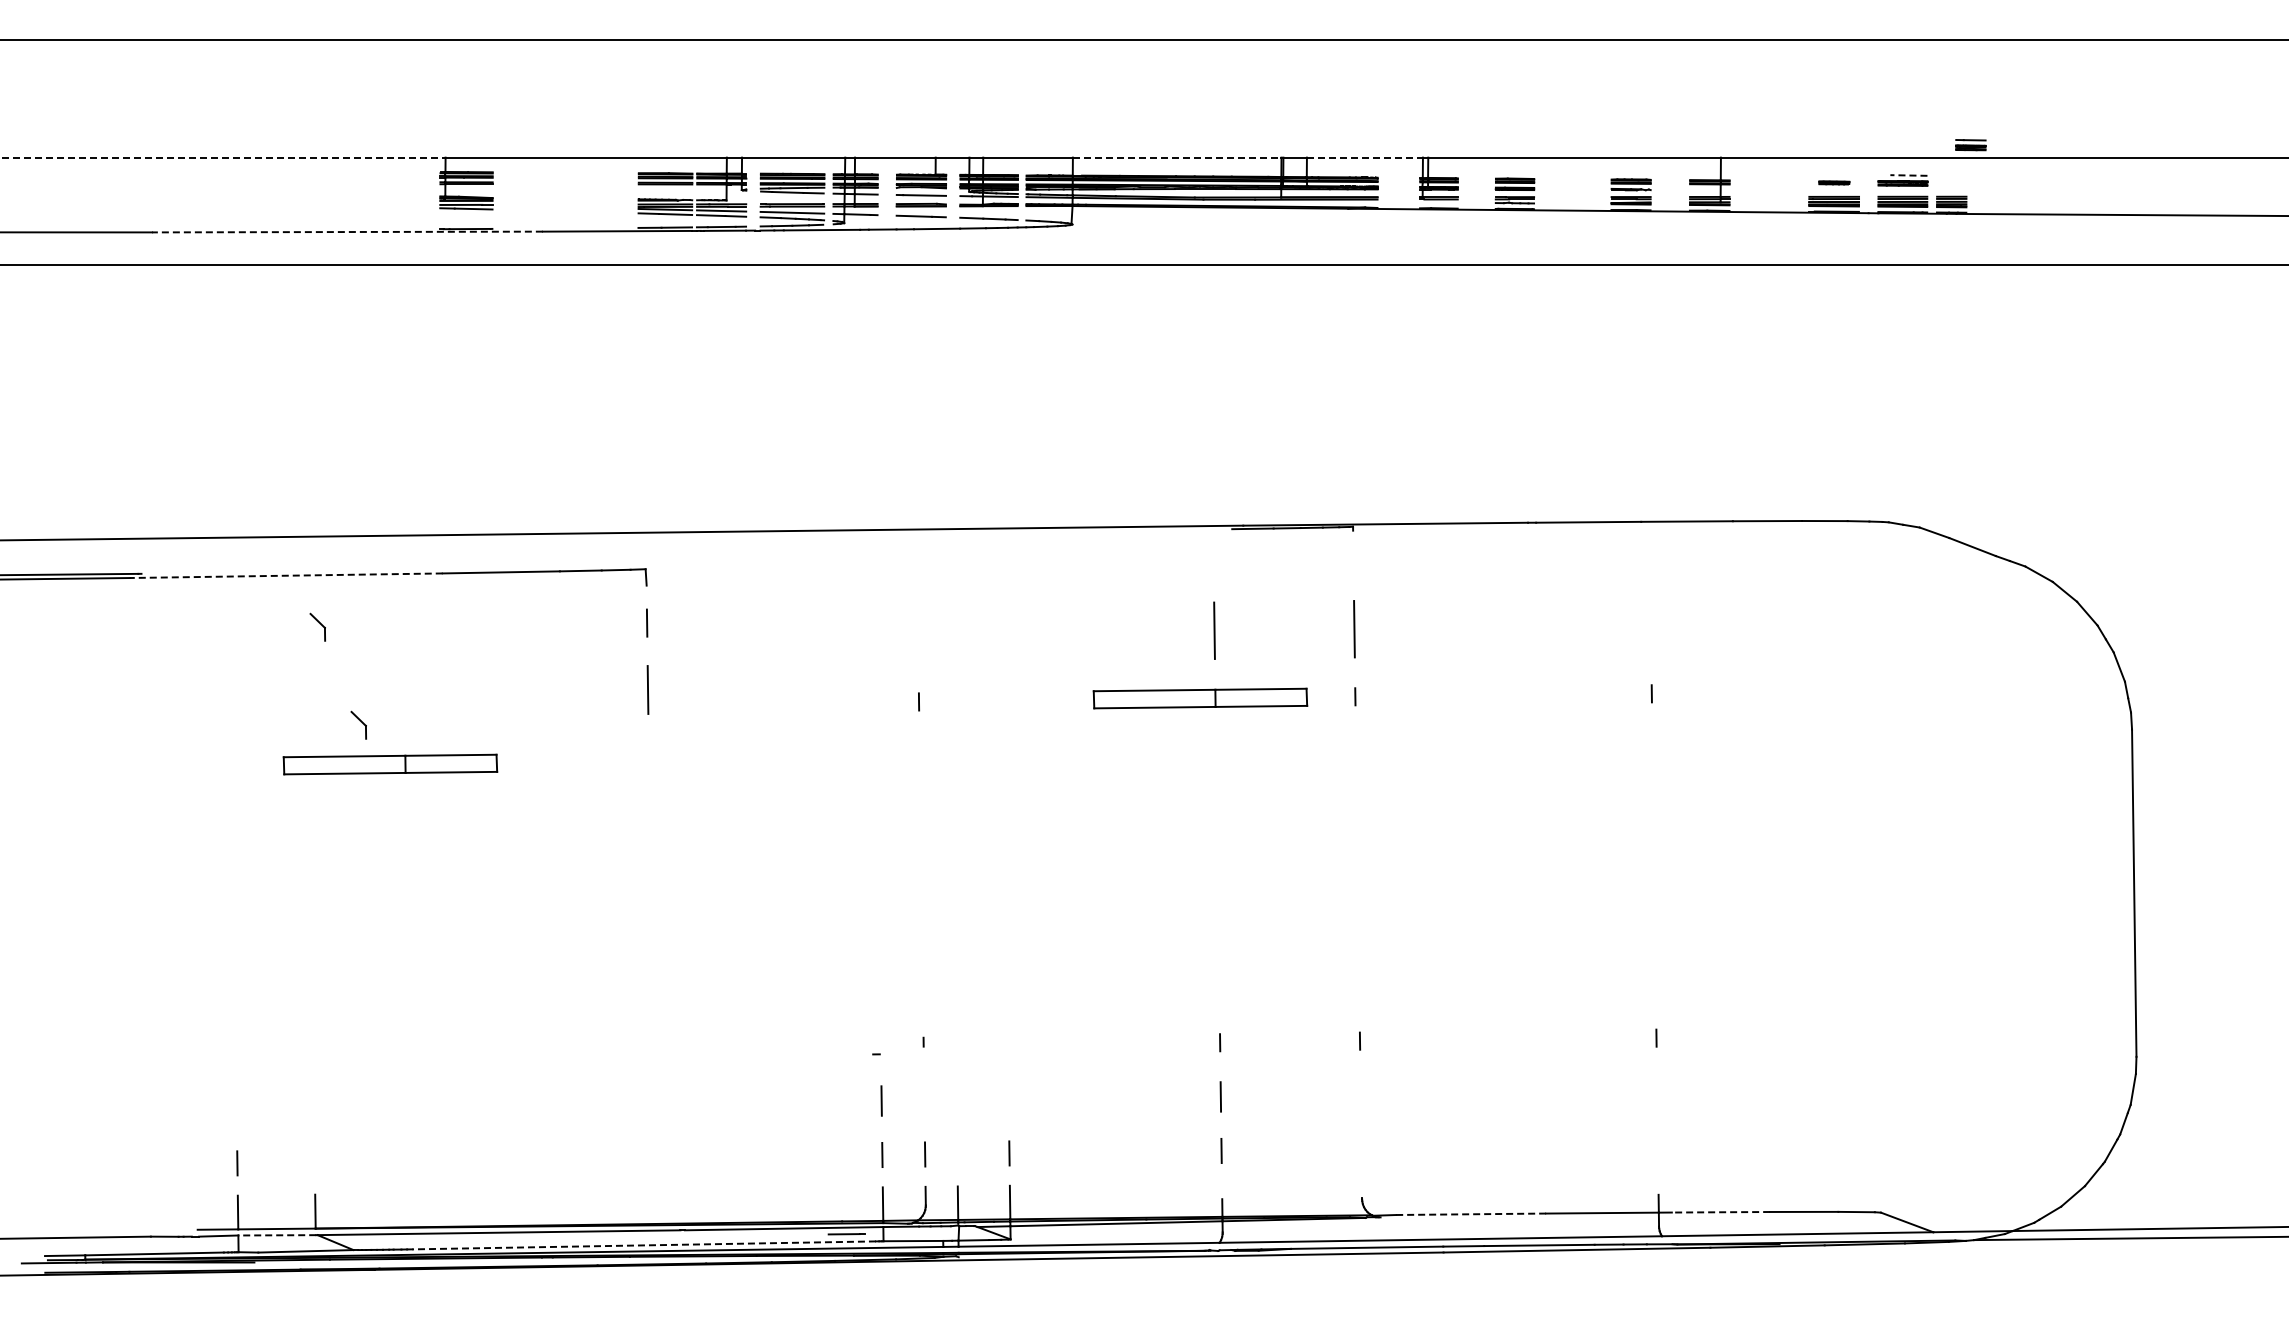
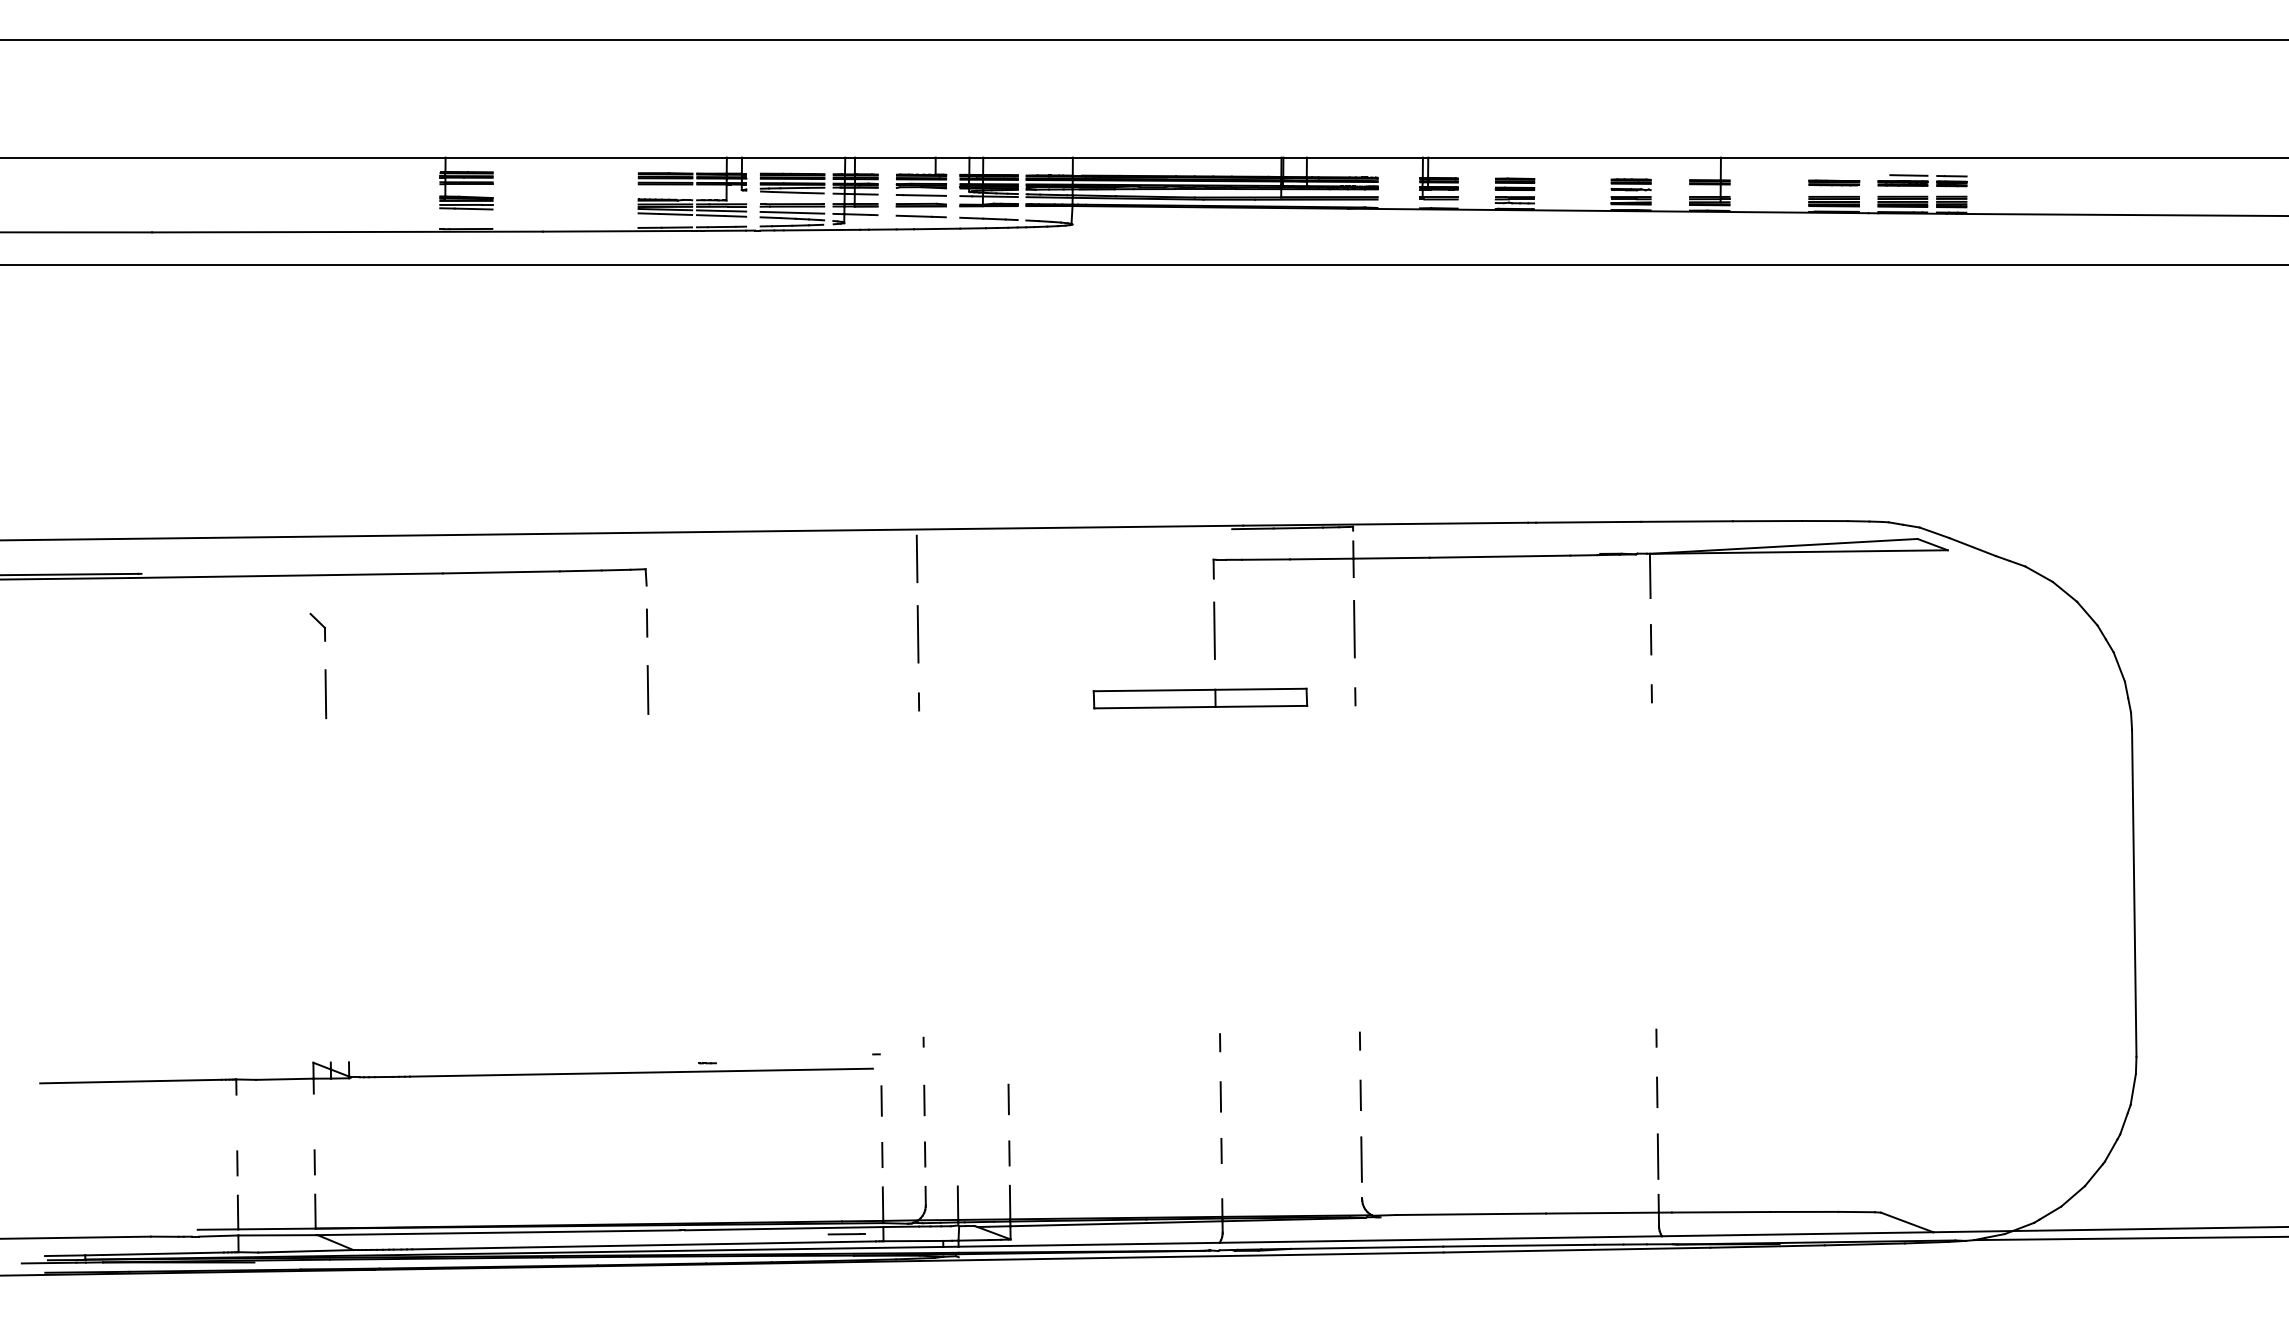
part position: (1970, 145) -> (1951, 181) (1951, 181)
line: dashed -> solid (223, 157)
line: dashed -> solid (1177, 157)
line: dashed -> solid (1365, 157)
line: dashed -> solid (1908, 175)
part size: 33x6 px -> 53x8 px (1834, 182)
line: dashed -> solid (346, 232)
part: none -> present (1580, 556)
line: none -> present (916, 558)
line: dashed -> solid (286, 575)
line: none -> present (917, 634)
line: none -> present (1650, 639)
line: none -> present (325, 694)
part: present -> none (358, 724)
part: present -> none (390, 764)
part: none -> present (456, 1078)
line: none -> present (1657, 1092)
line: none -> present (1360, 1095)
line: none -> present (1008, 1099)
line: none -> present (924, 1100)
line: none -> present (1657, 1156)
line: none -> present (1361, 1159)
line: none -> present (314, 1162)
line: dashed -> solid (1720, 1212)
line: dashed -> solid (1471, 1214)
line: dashed -> solid (277, 1235)
line: dashed -> solid (644, 1245)
